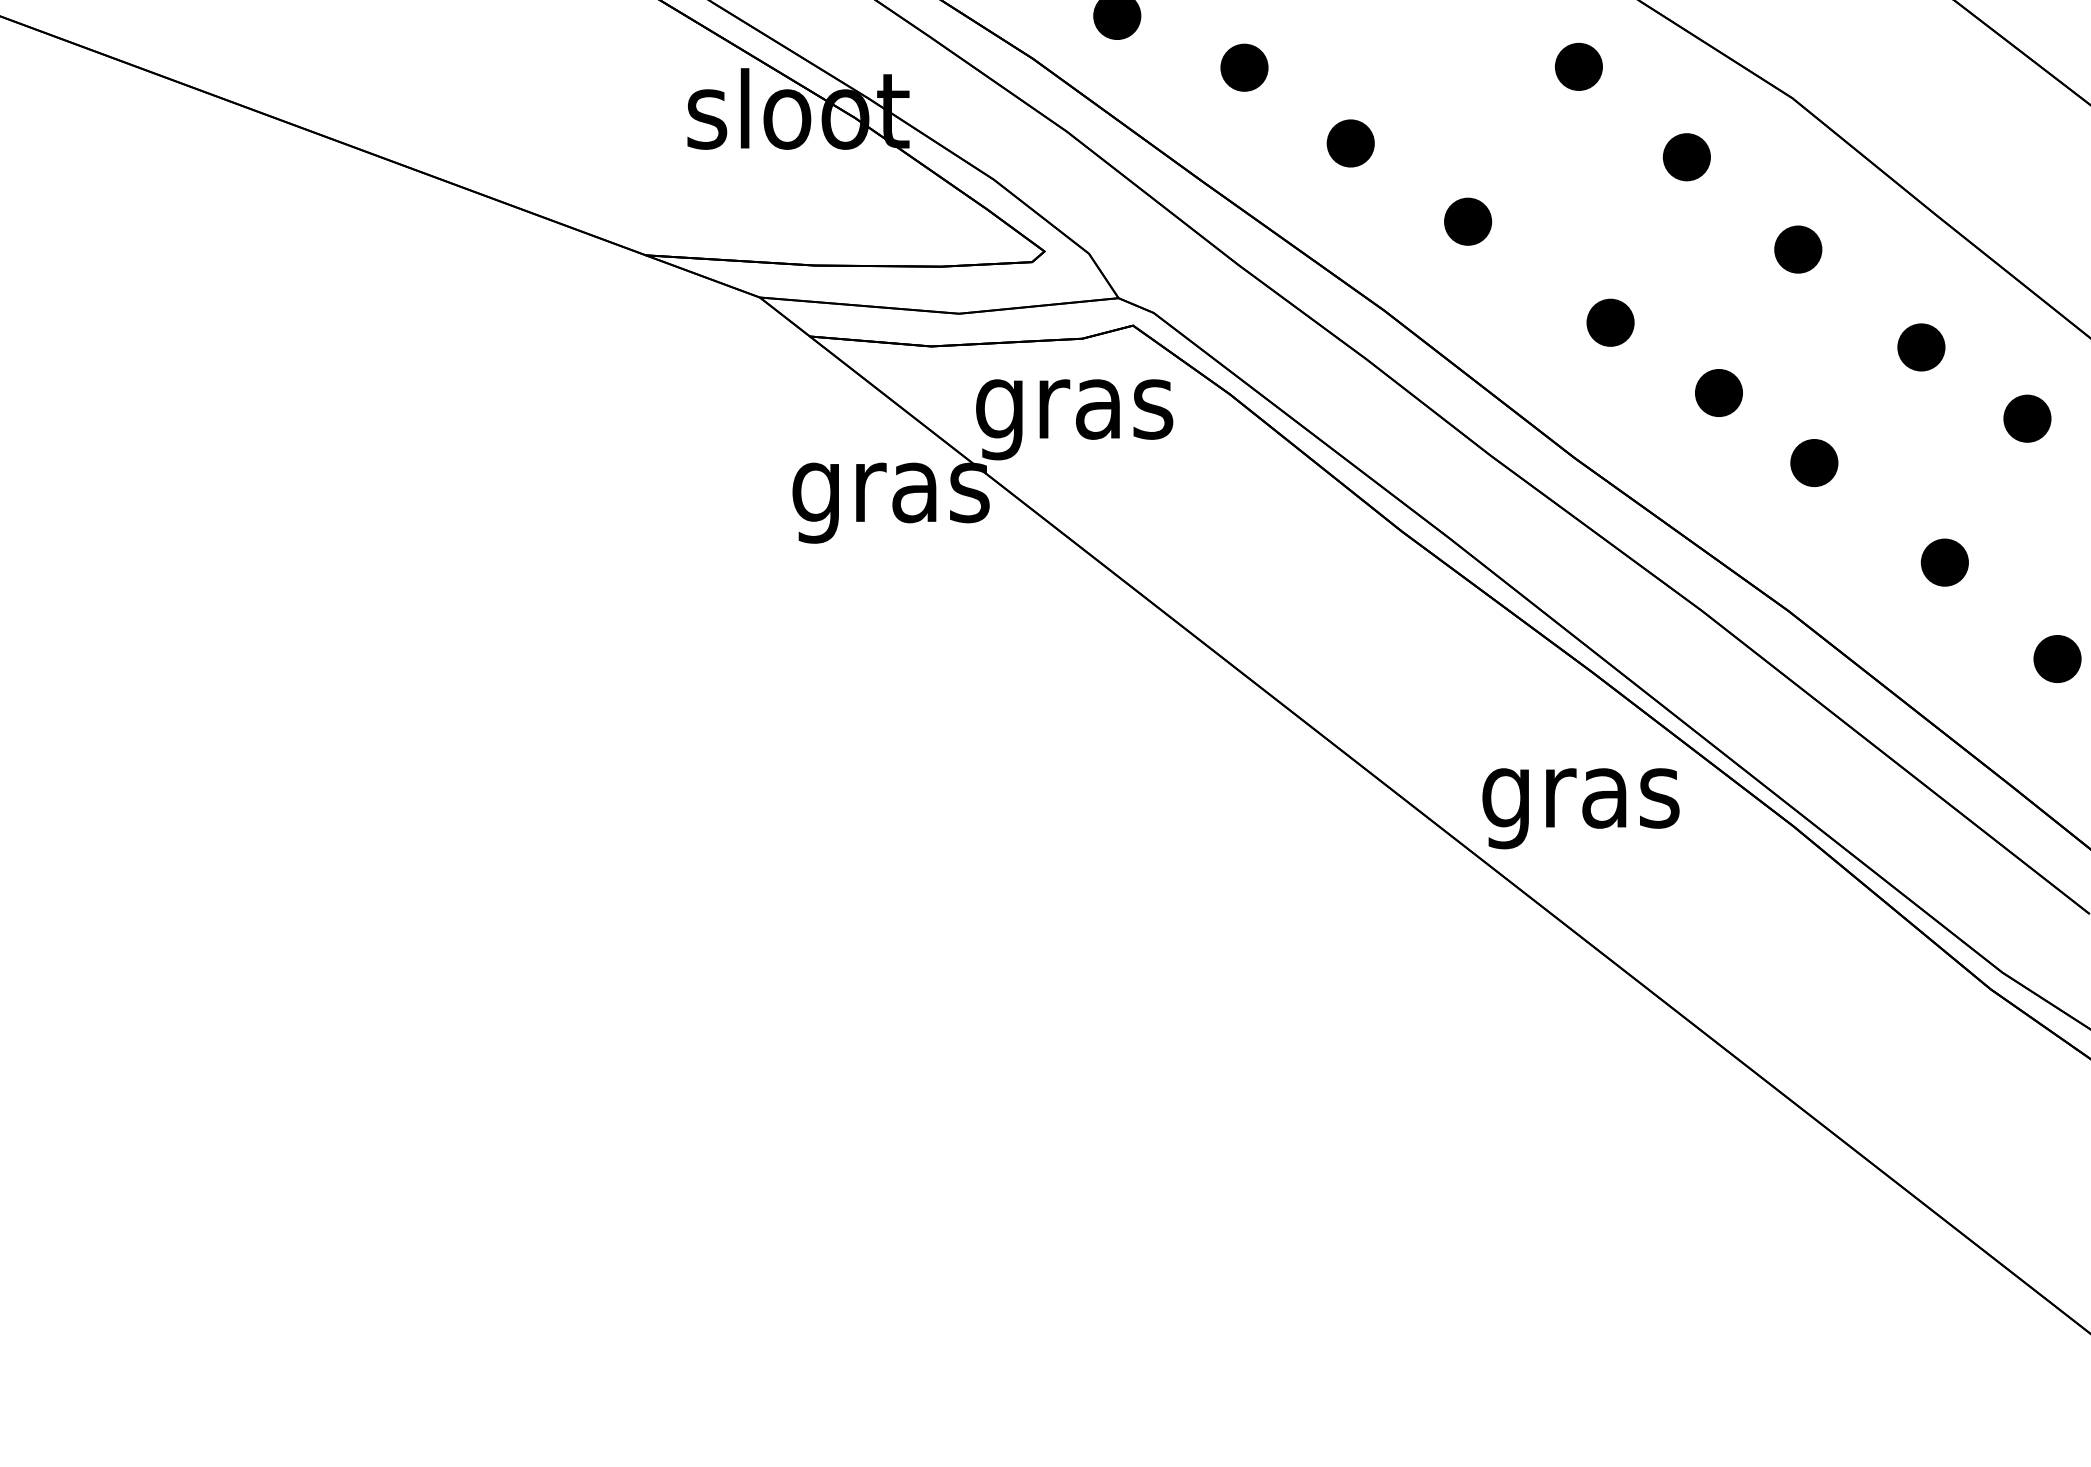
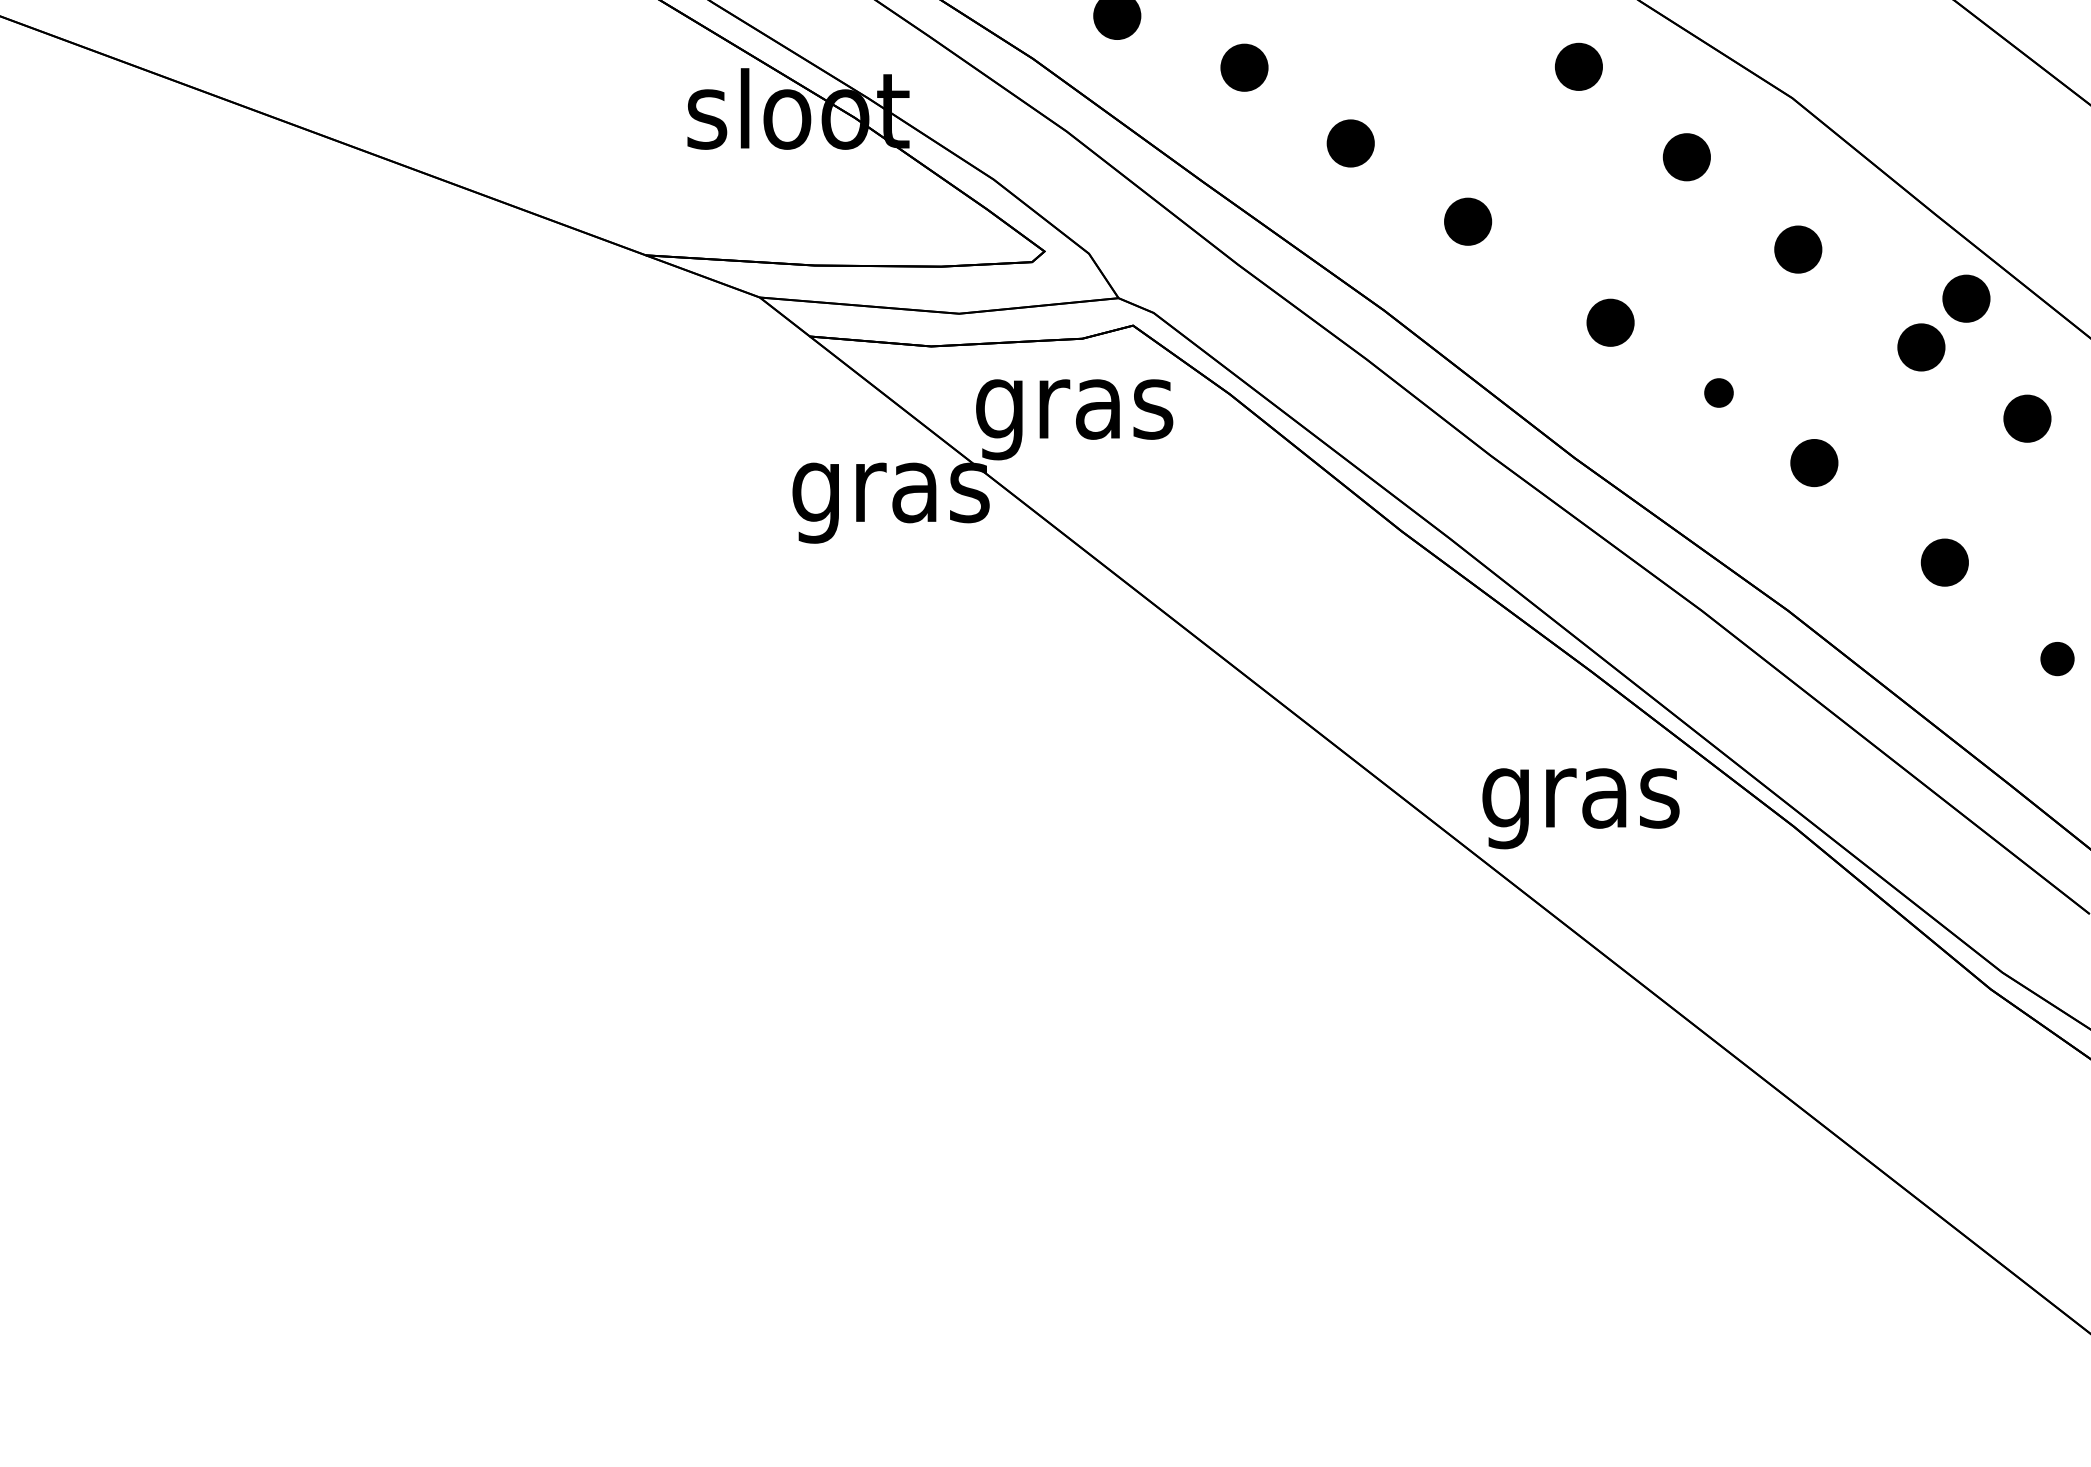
part: none -> present (1966, 298)
part size: 48x48 px -> 30x30 px (1718, 392)
part size: 49x48 px -> 35x35 px (2057, 659)
